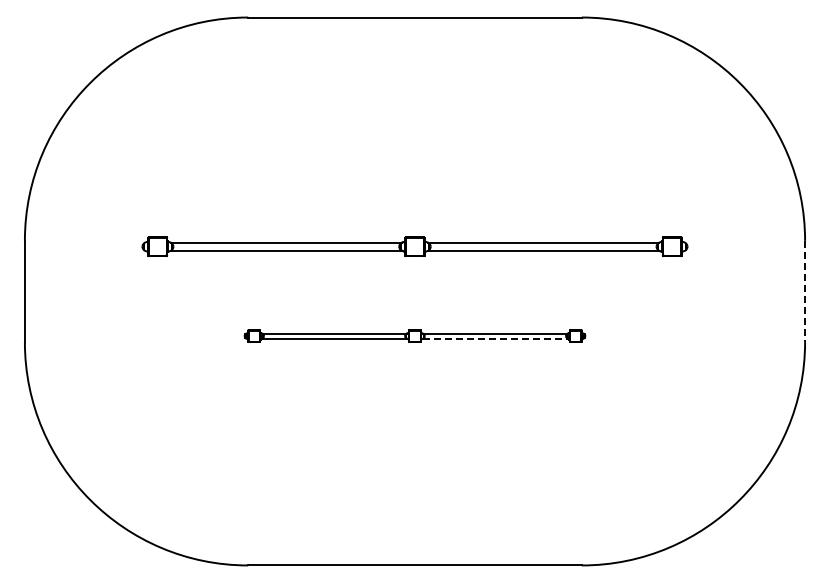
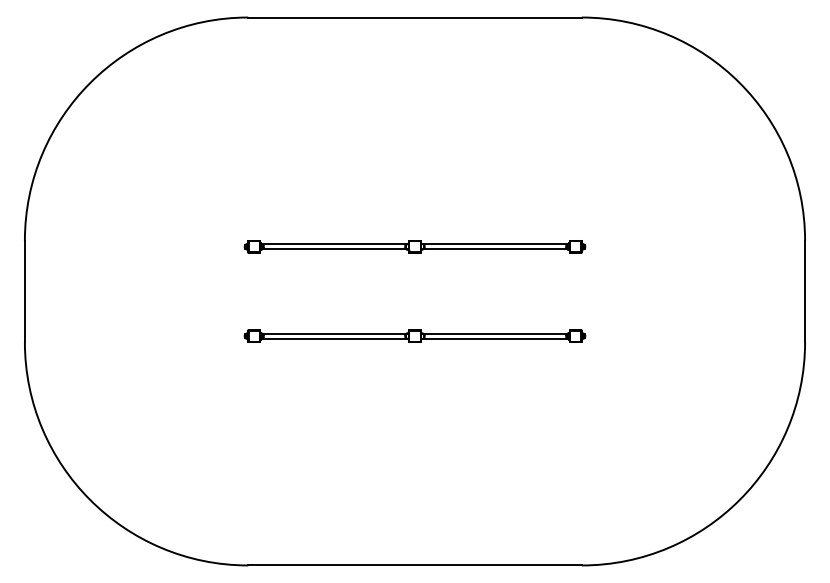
part size: 548x22 px -> 344x14 px (414, 246)
line: dashed -> solid (805, 291)
line: dashed -> solid (495, 338)
